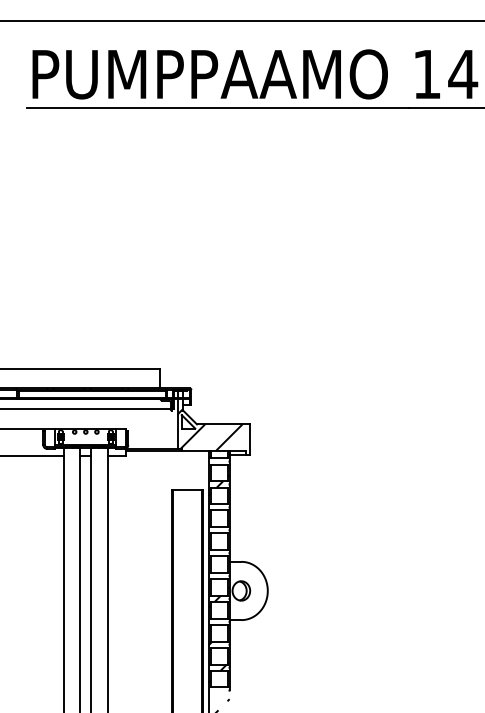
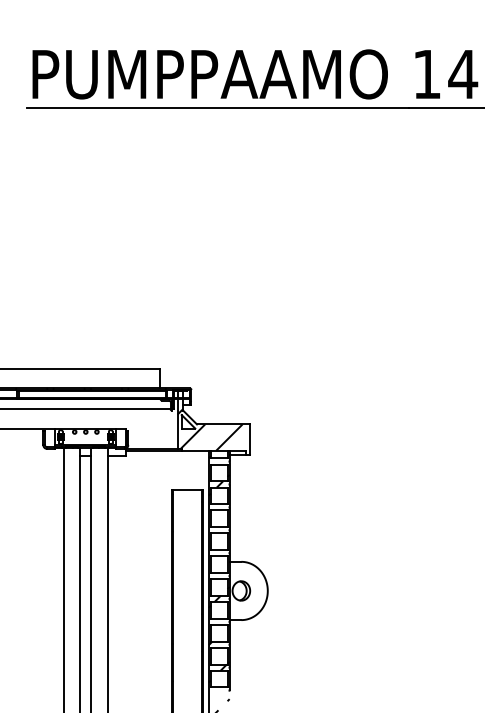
line: present -> none (241, 21)
line: present -> none (32, 456)
